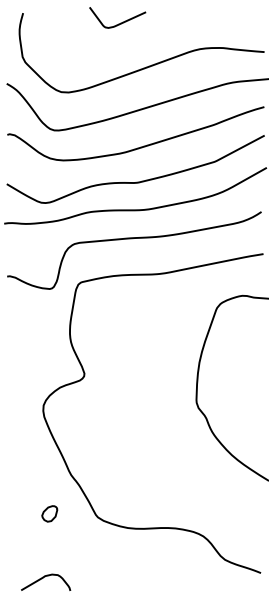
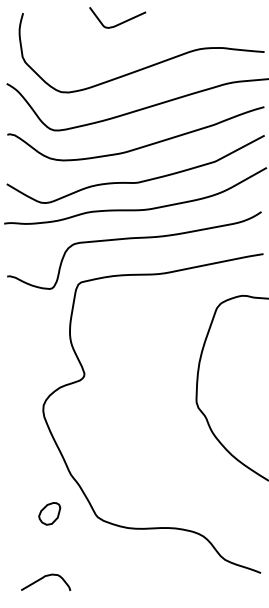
part size: 18x18 px -> 24x24 px (49, 513)
